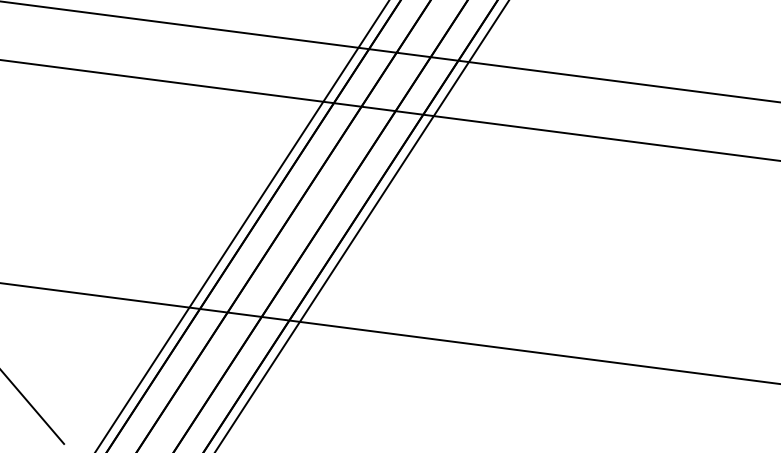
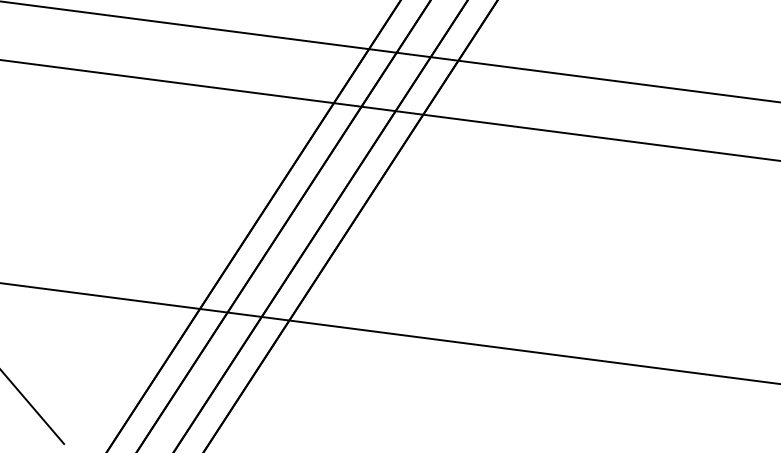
line: present -> none (242, 225)
line: present -> none (361, 225)
